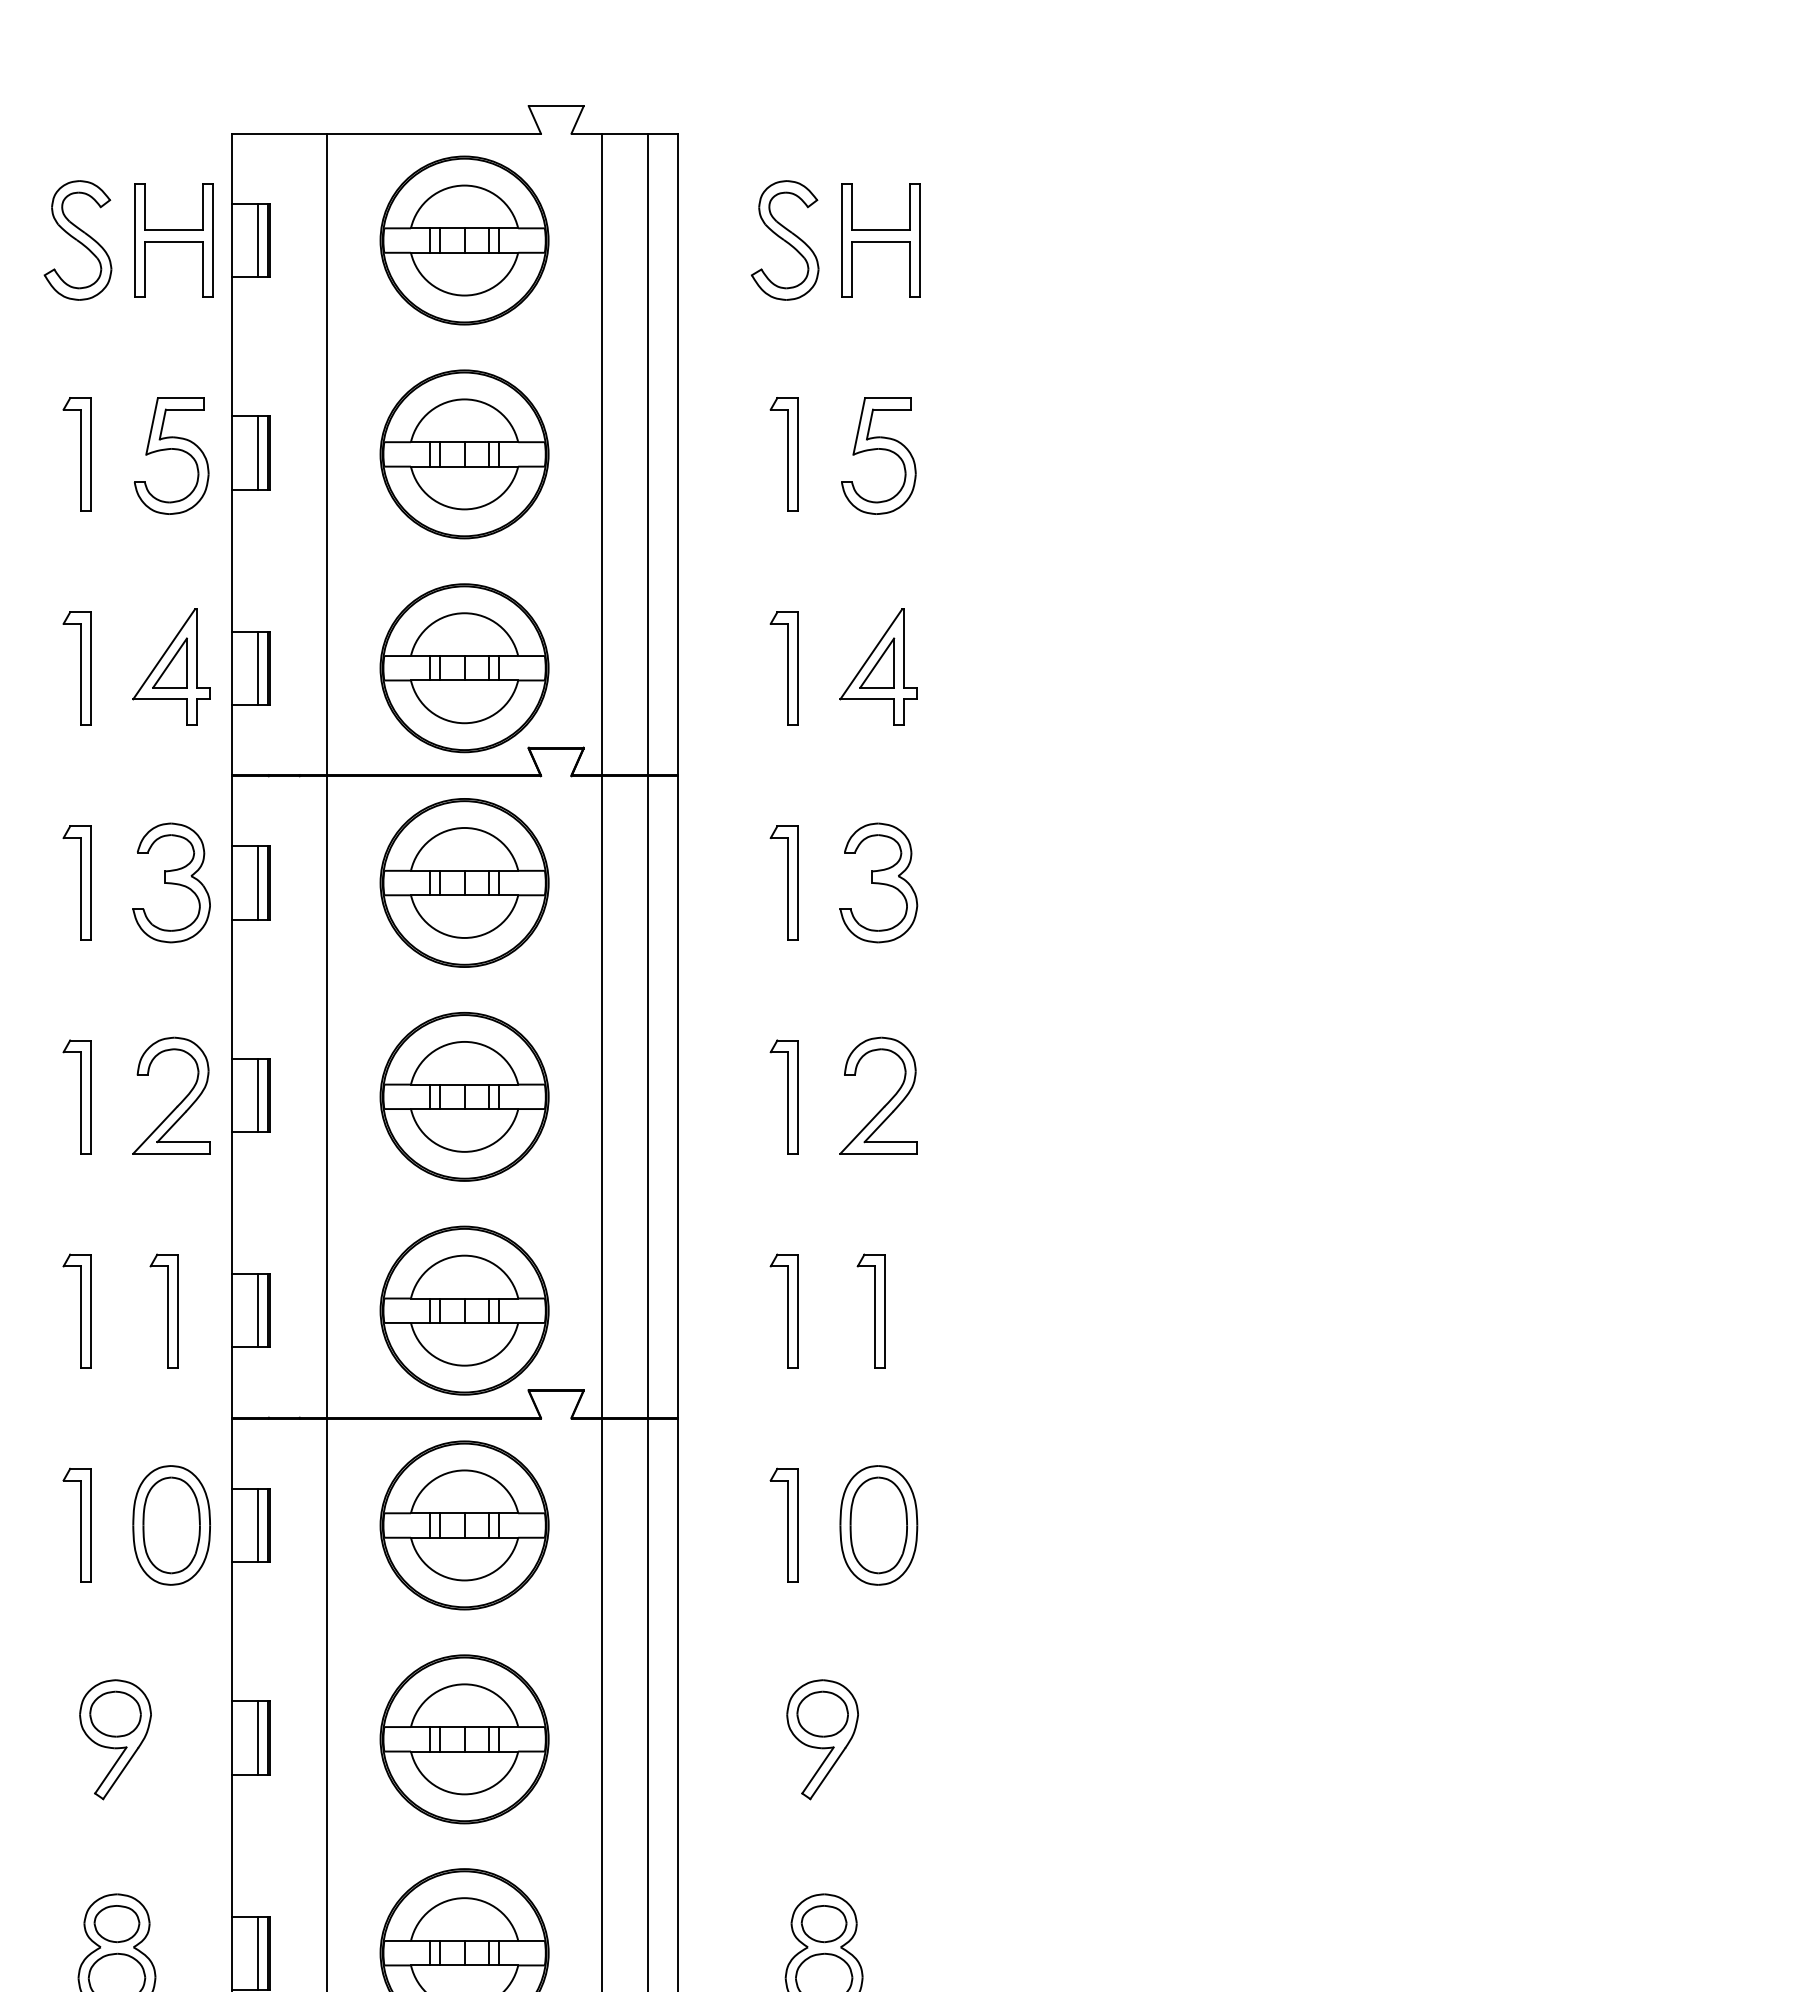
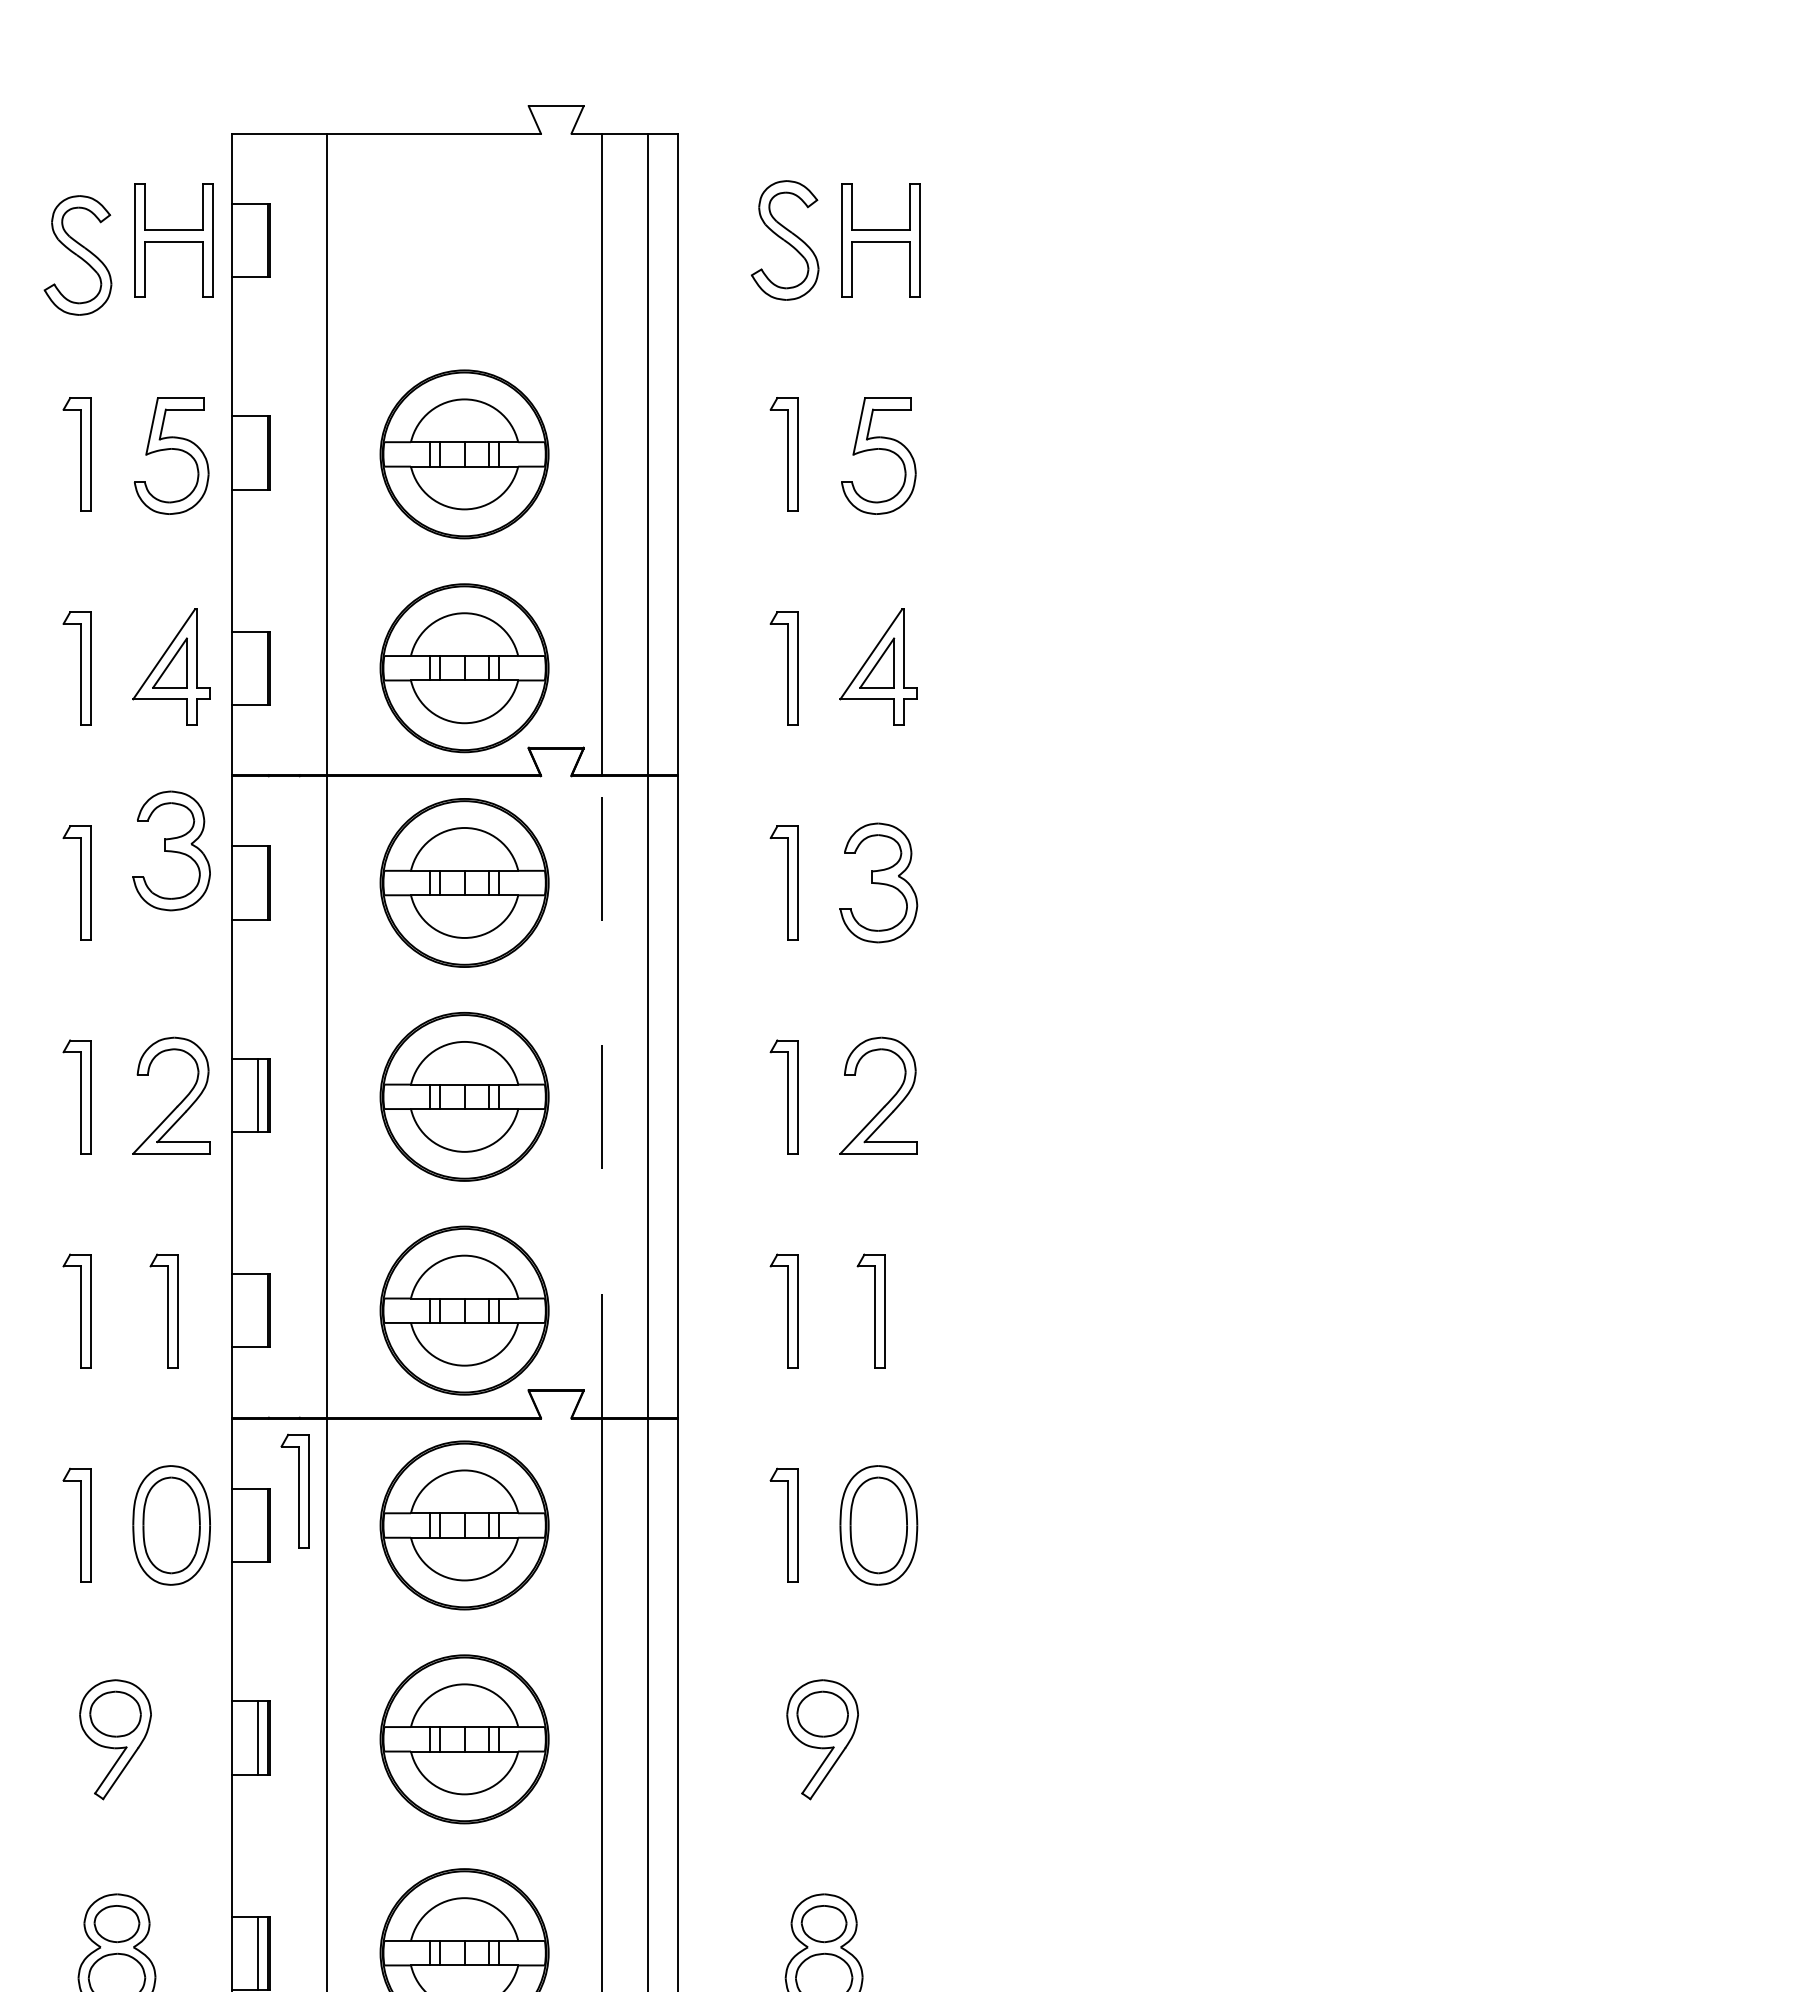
part position: (77, 240) -> (77, 255) (77, 255)
line: present -> none (258, 240)
part: present -> none (464, 240)
line: present -> none (258, 452)
line: present -> none (258, 667)
part position: (171, 882) -> (171, 850) (171, 850)
line: present -> none (258, 882)
line: solid -> dashed (602, 1096)
line: present -> none (258, 1310)
part: none -> present (294, 1490)
line: present -> none (258, 1525)
